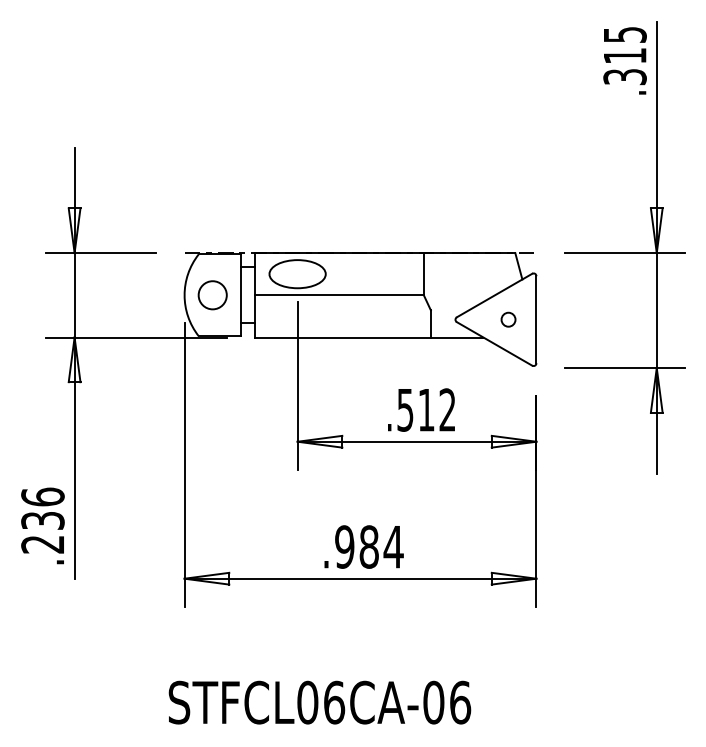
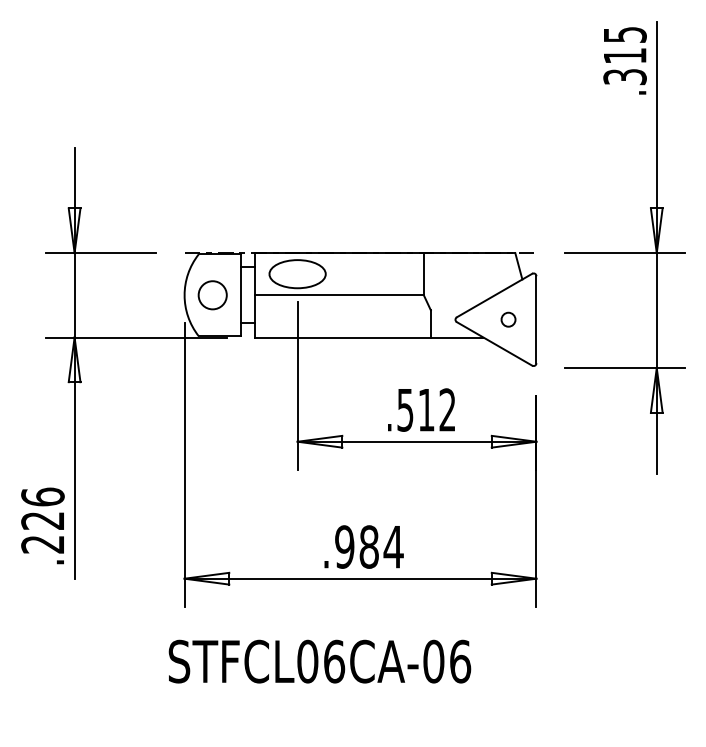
text: .236 -> .226 (42, 520)
text position: (319, 702) -> (319, 661) (319, 661)
